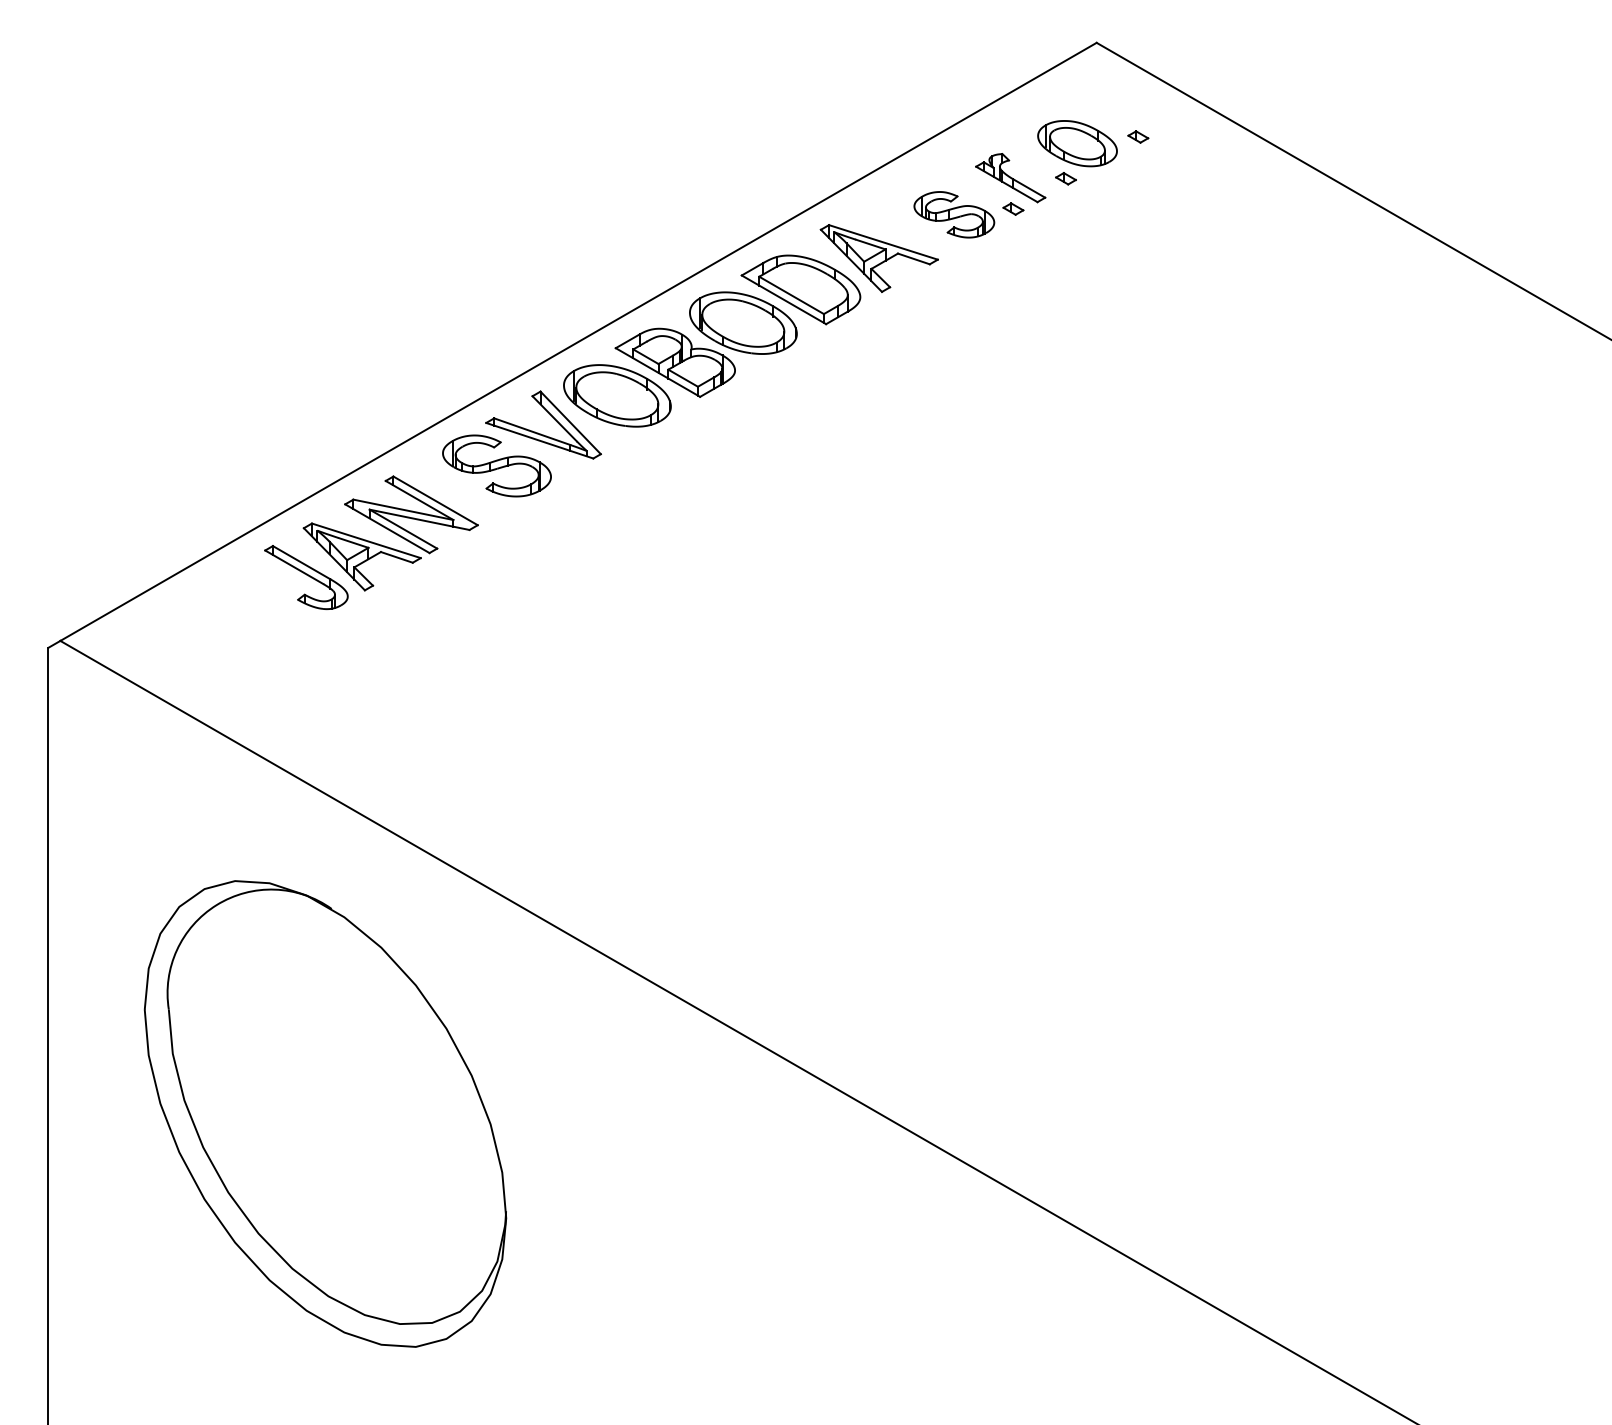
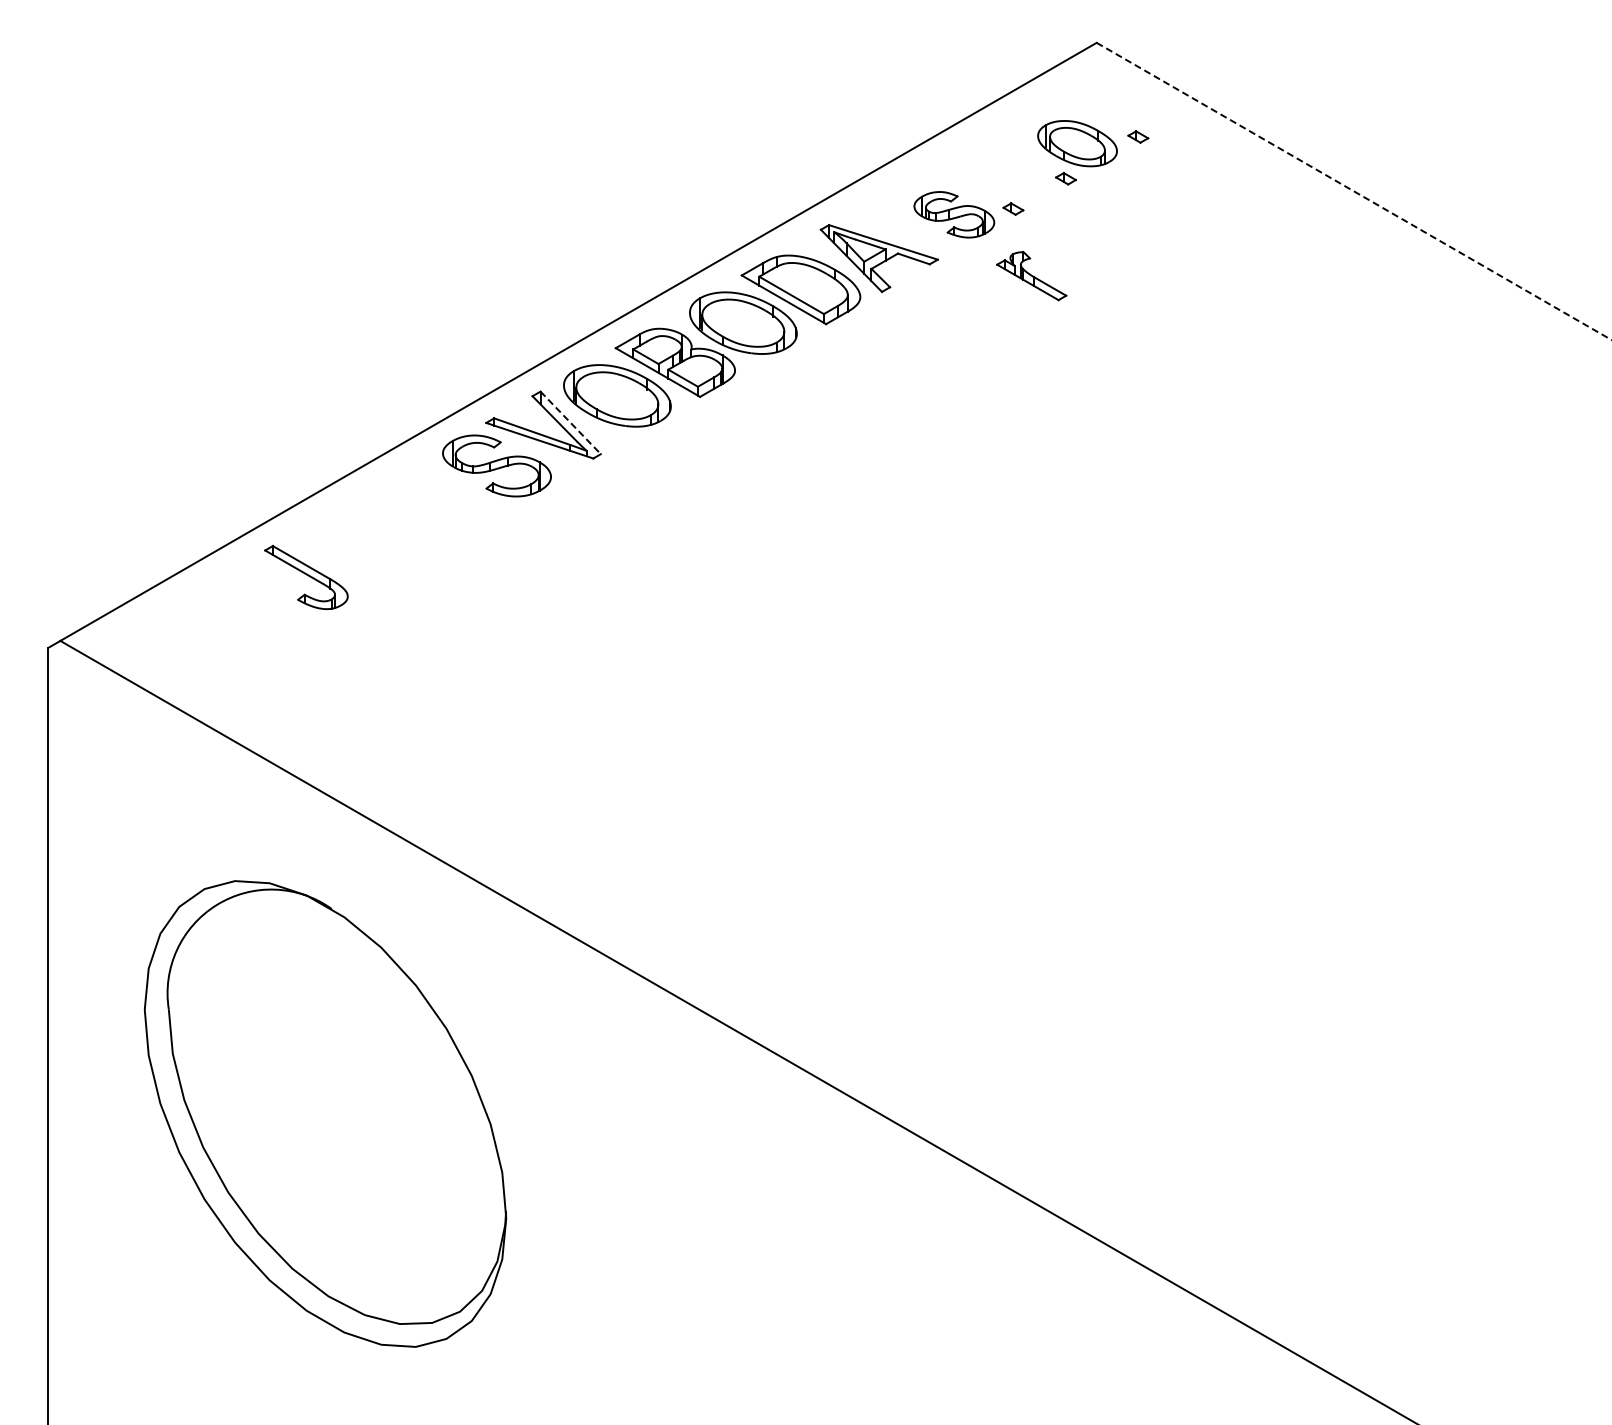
part position: (1010, 178) -> (1031, 276) (1031, 276)
line: solid -> dashed (1353, 191)
line: solid -> dashed (571, 423)
part: present -> none (390, 533)
